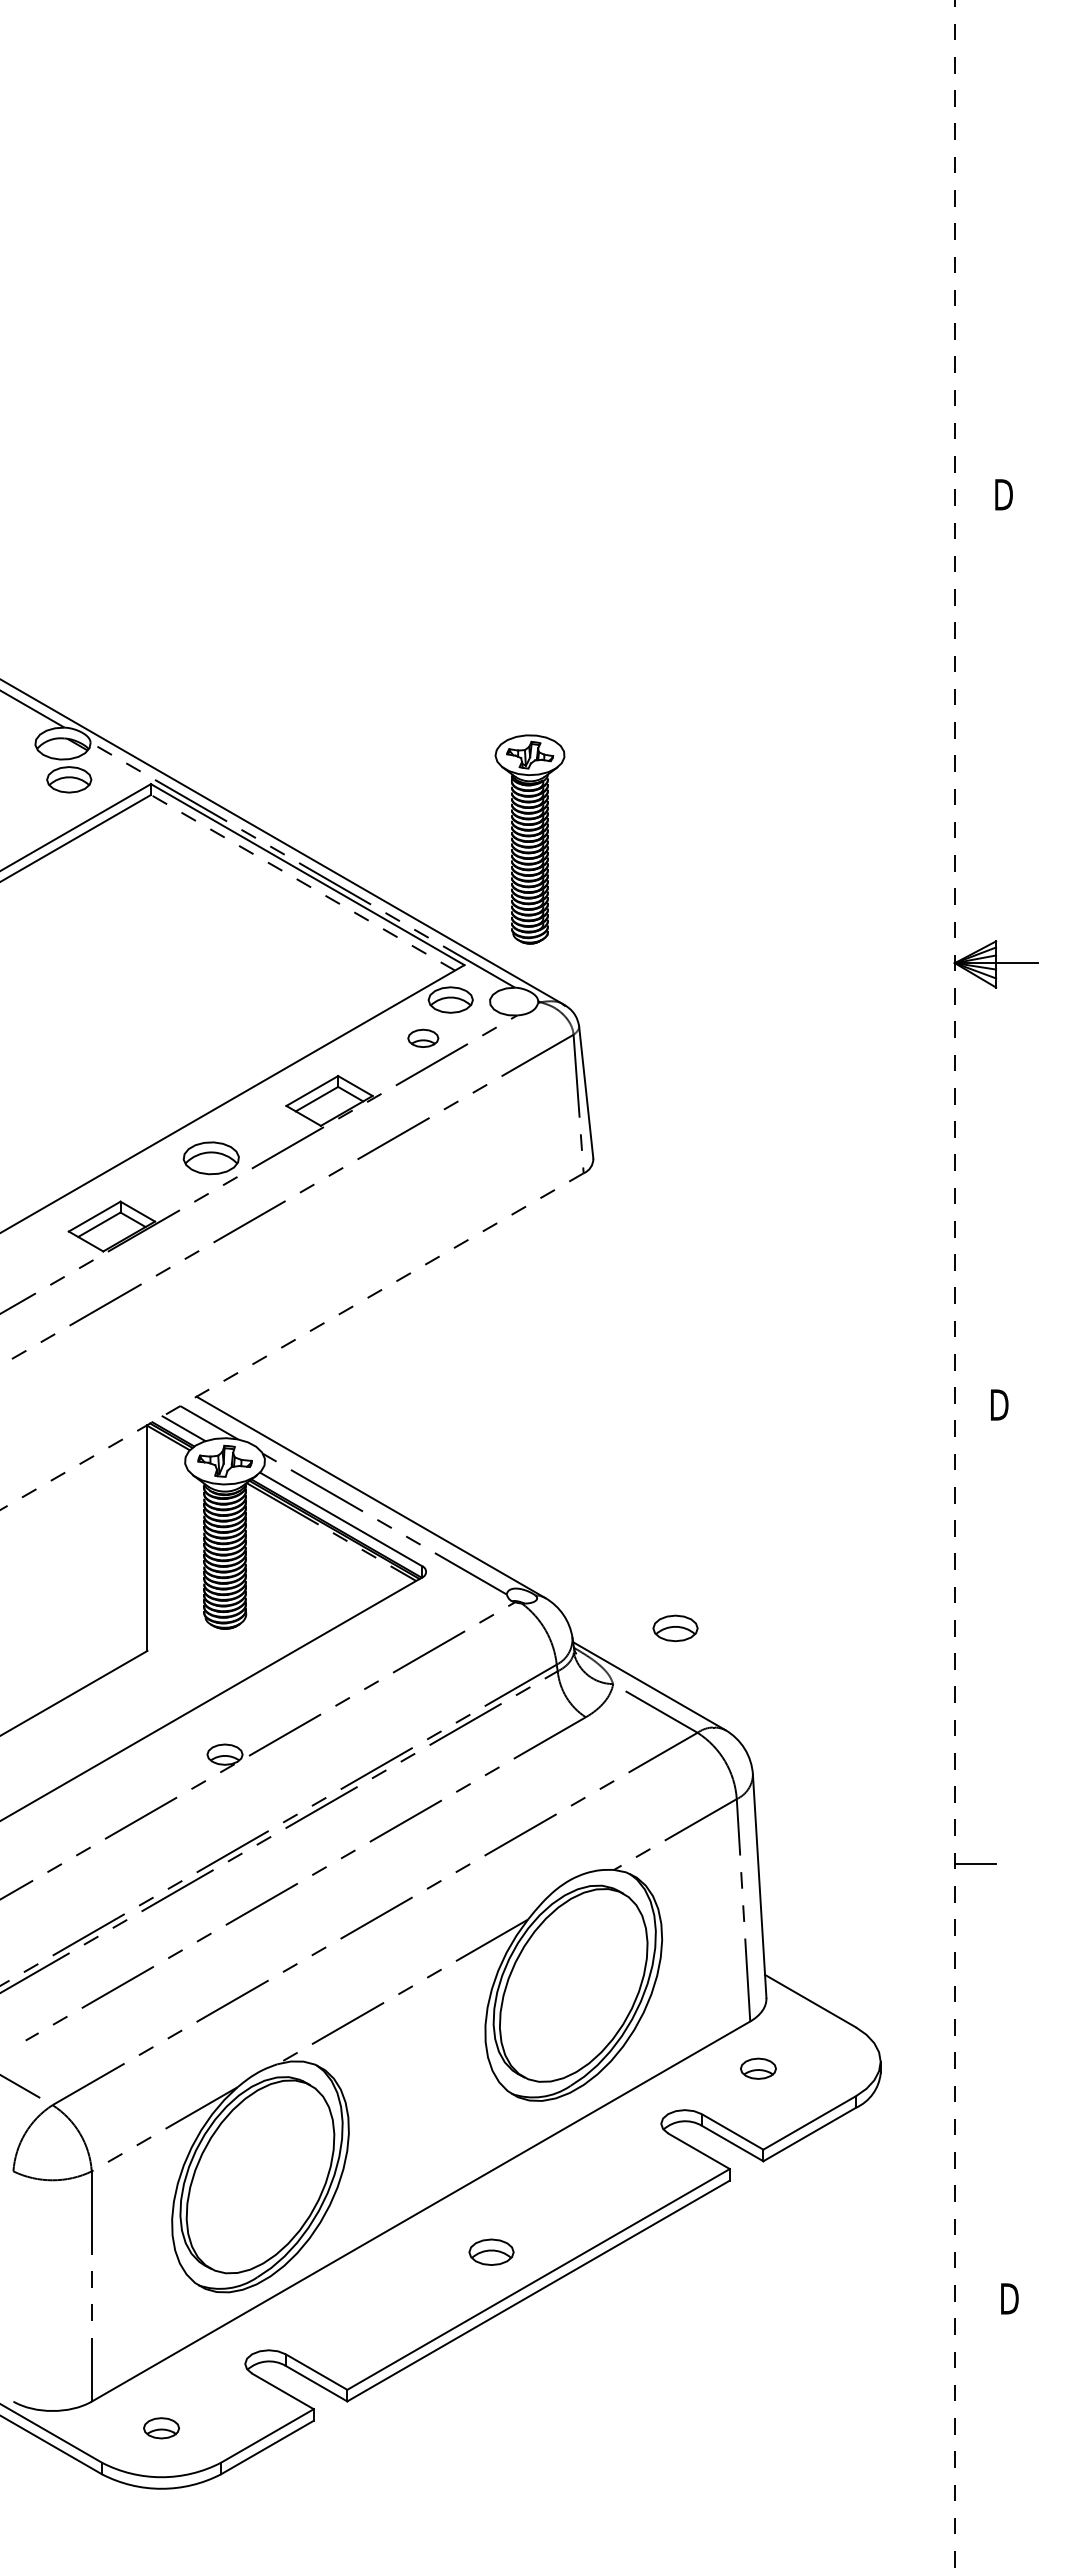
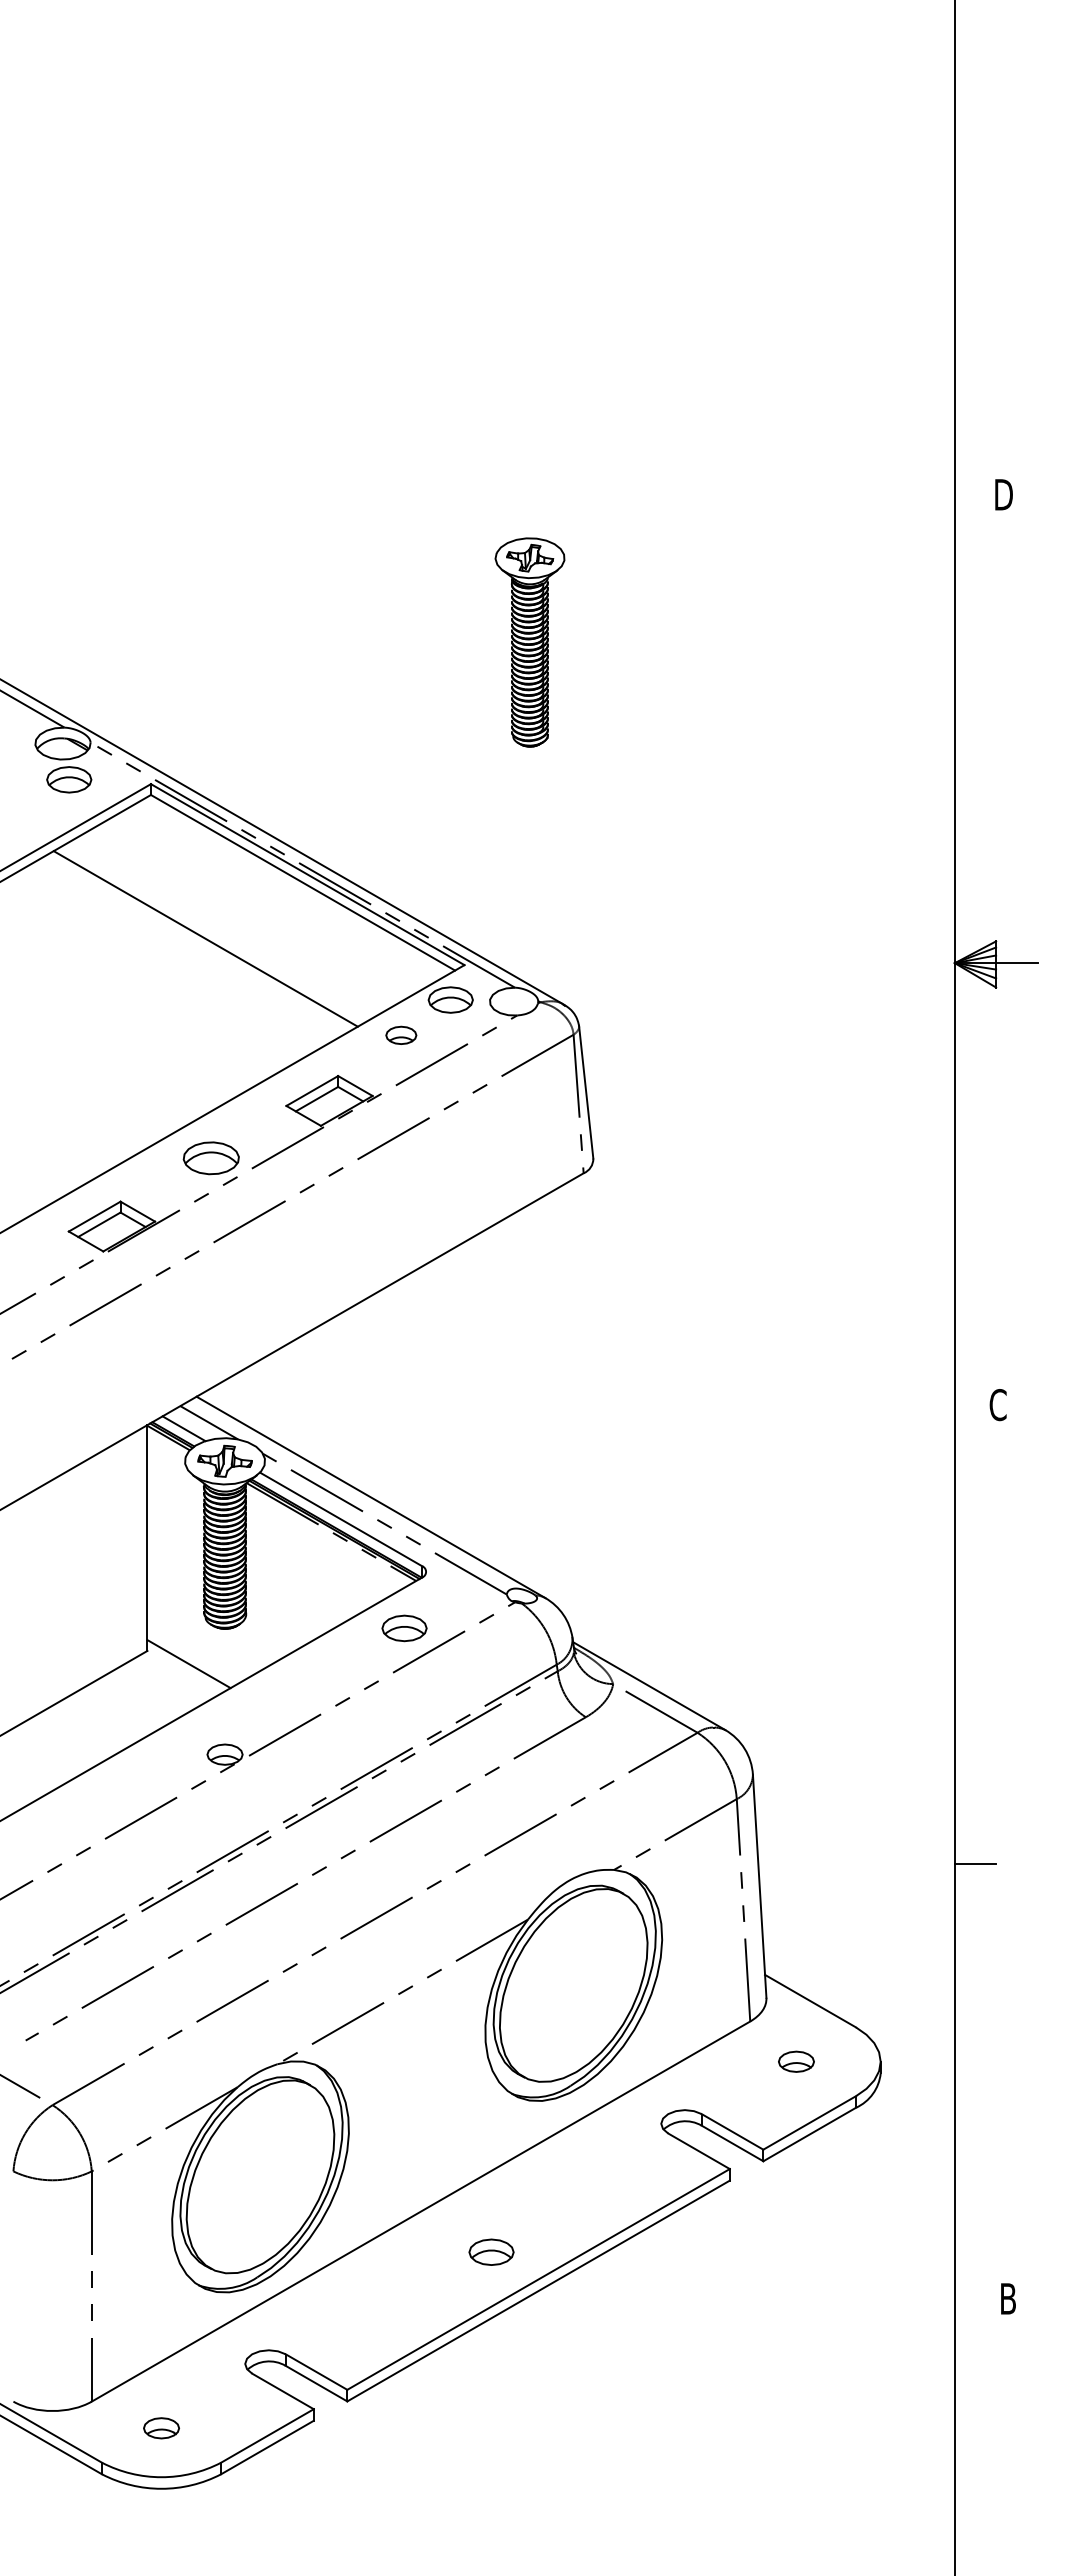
part position: (529, 839) -> (529, 642) (529, 642)
line: dashed -> solid (303, 882)
line: none -> present (205, 938)
part position: (423, 1037) -> (401, 1034) (401, 1034)
line: dashed -> solid (954, 1287)
line: dashed -> solid (292, 1341)
text: D -> C (998, 1405)
part position: (675, 1628) -> (404, 1628) (404, 1628)
line: none -> present (188, 1664)
part position: (758, 2068) -> (796, 2061) (796, 2061)
text: D -> B (1011, 2298)
